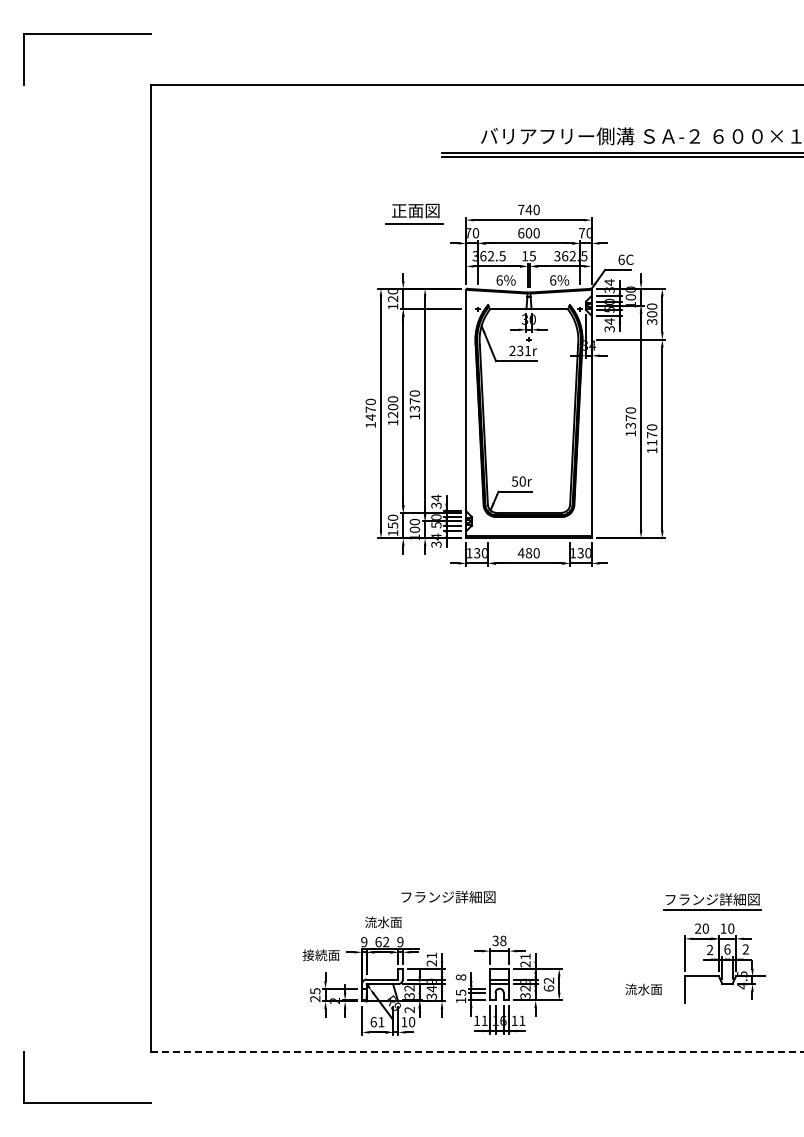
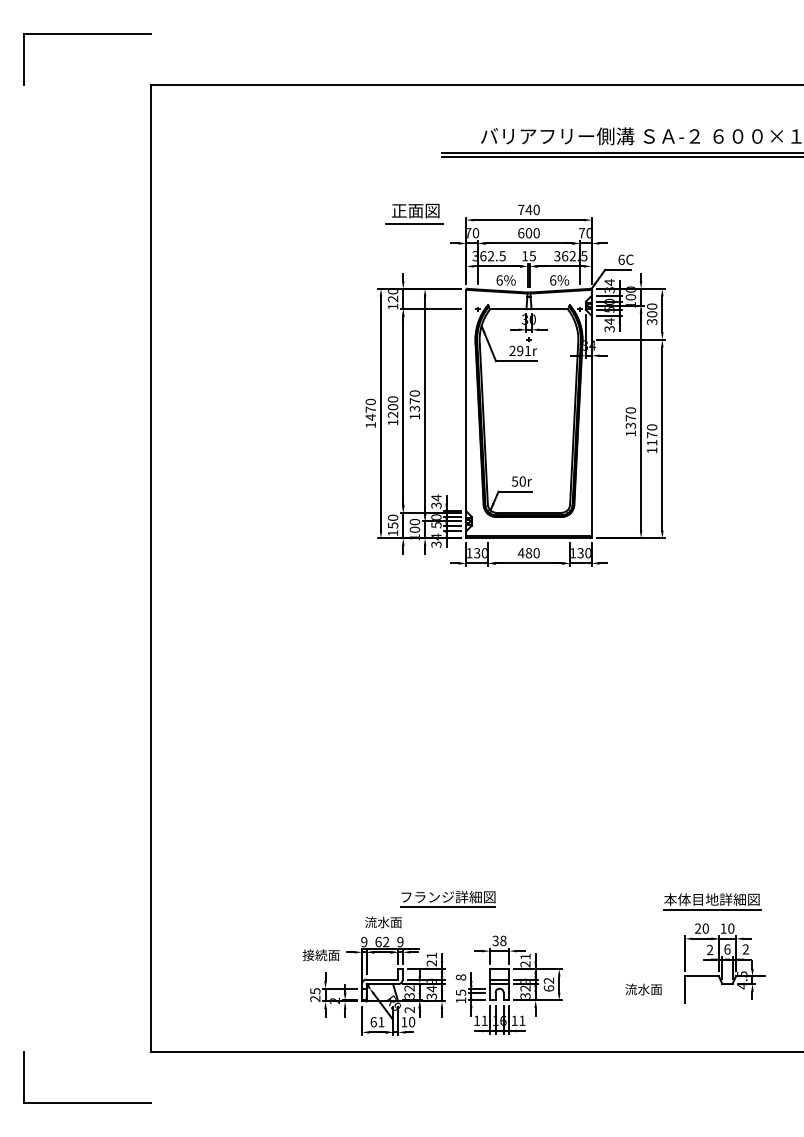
text: 231r -> 291r (520, 350)
text: フランジ詳細図 -> 本体目地詳細図 (691, 899)
line: none -> present (447, 907)
line: dashed -> solid (477, 1051)
